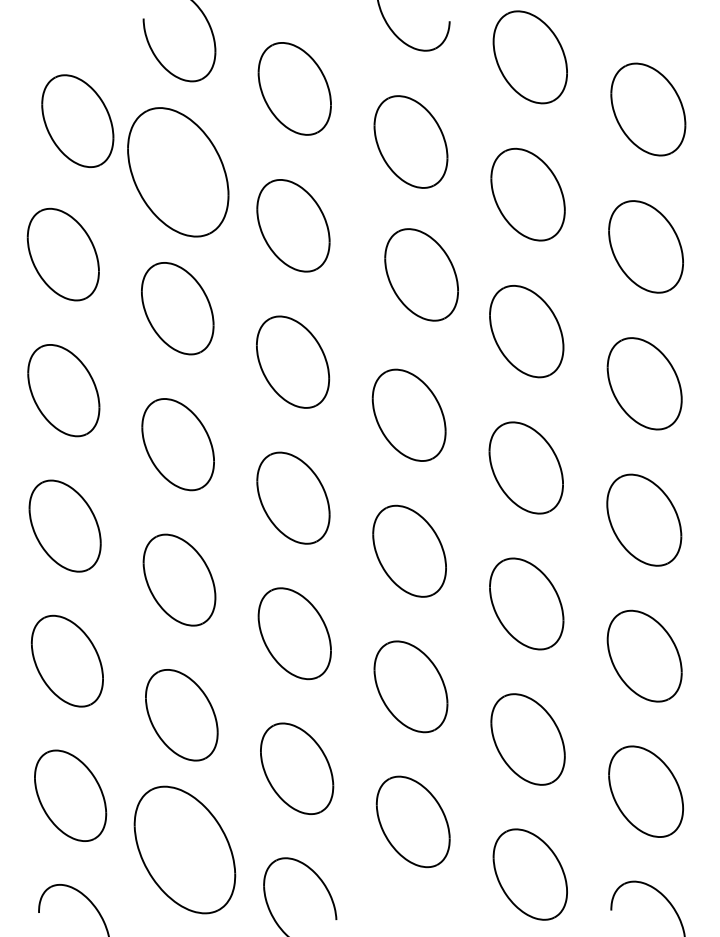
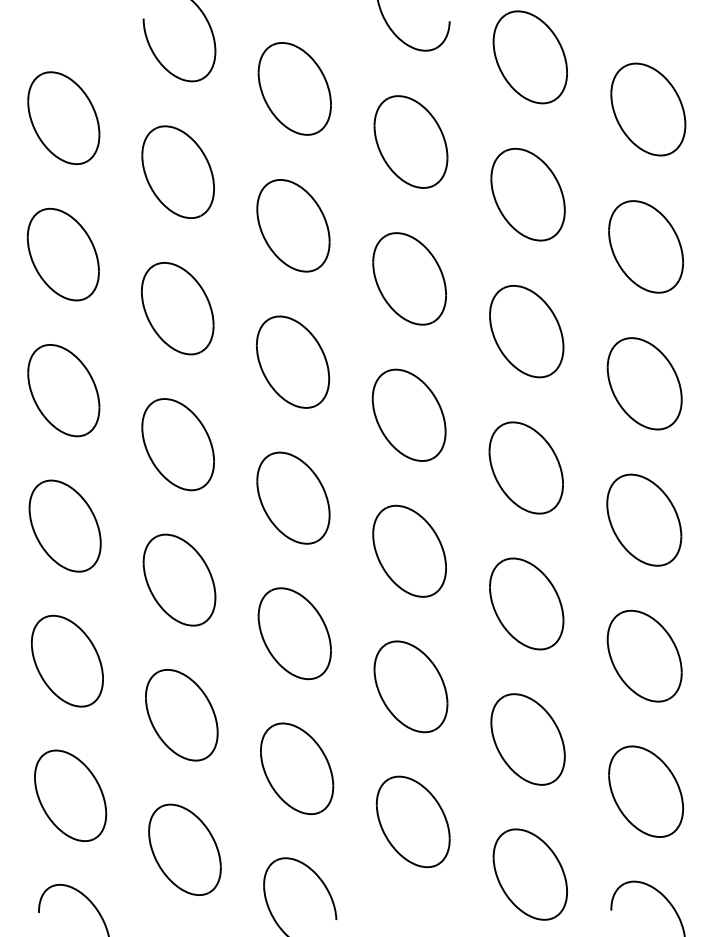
part position: (77, 120) -> (63, 117) (63, 117)
part size: 103x131 px -> 74x94 px (177, 171)
part position: (421, 274) -> (409, 278) (409, 278)
part size: 104x130 px -> 74x93 px (184, 849)
